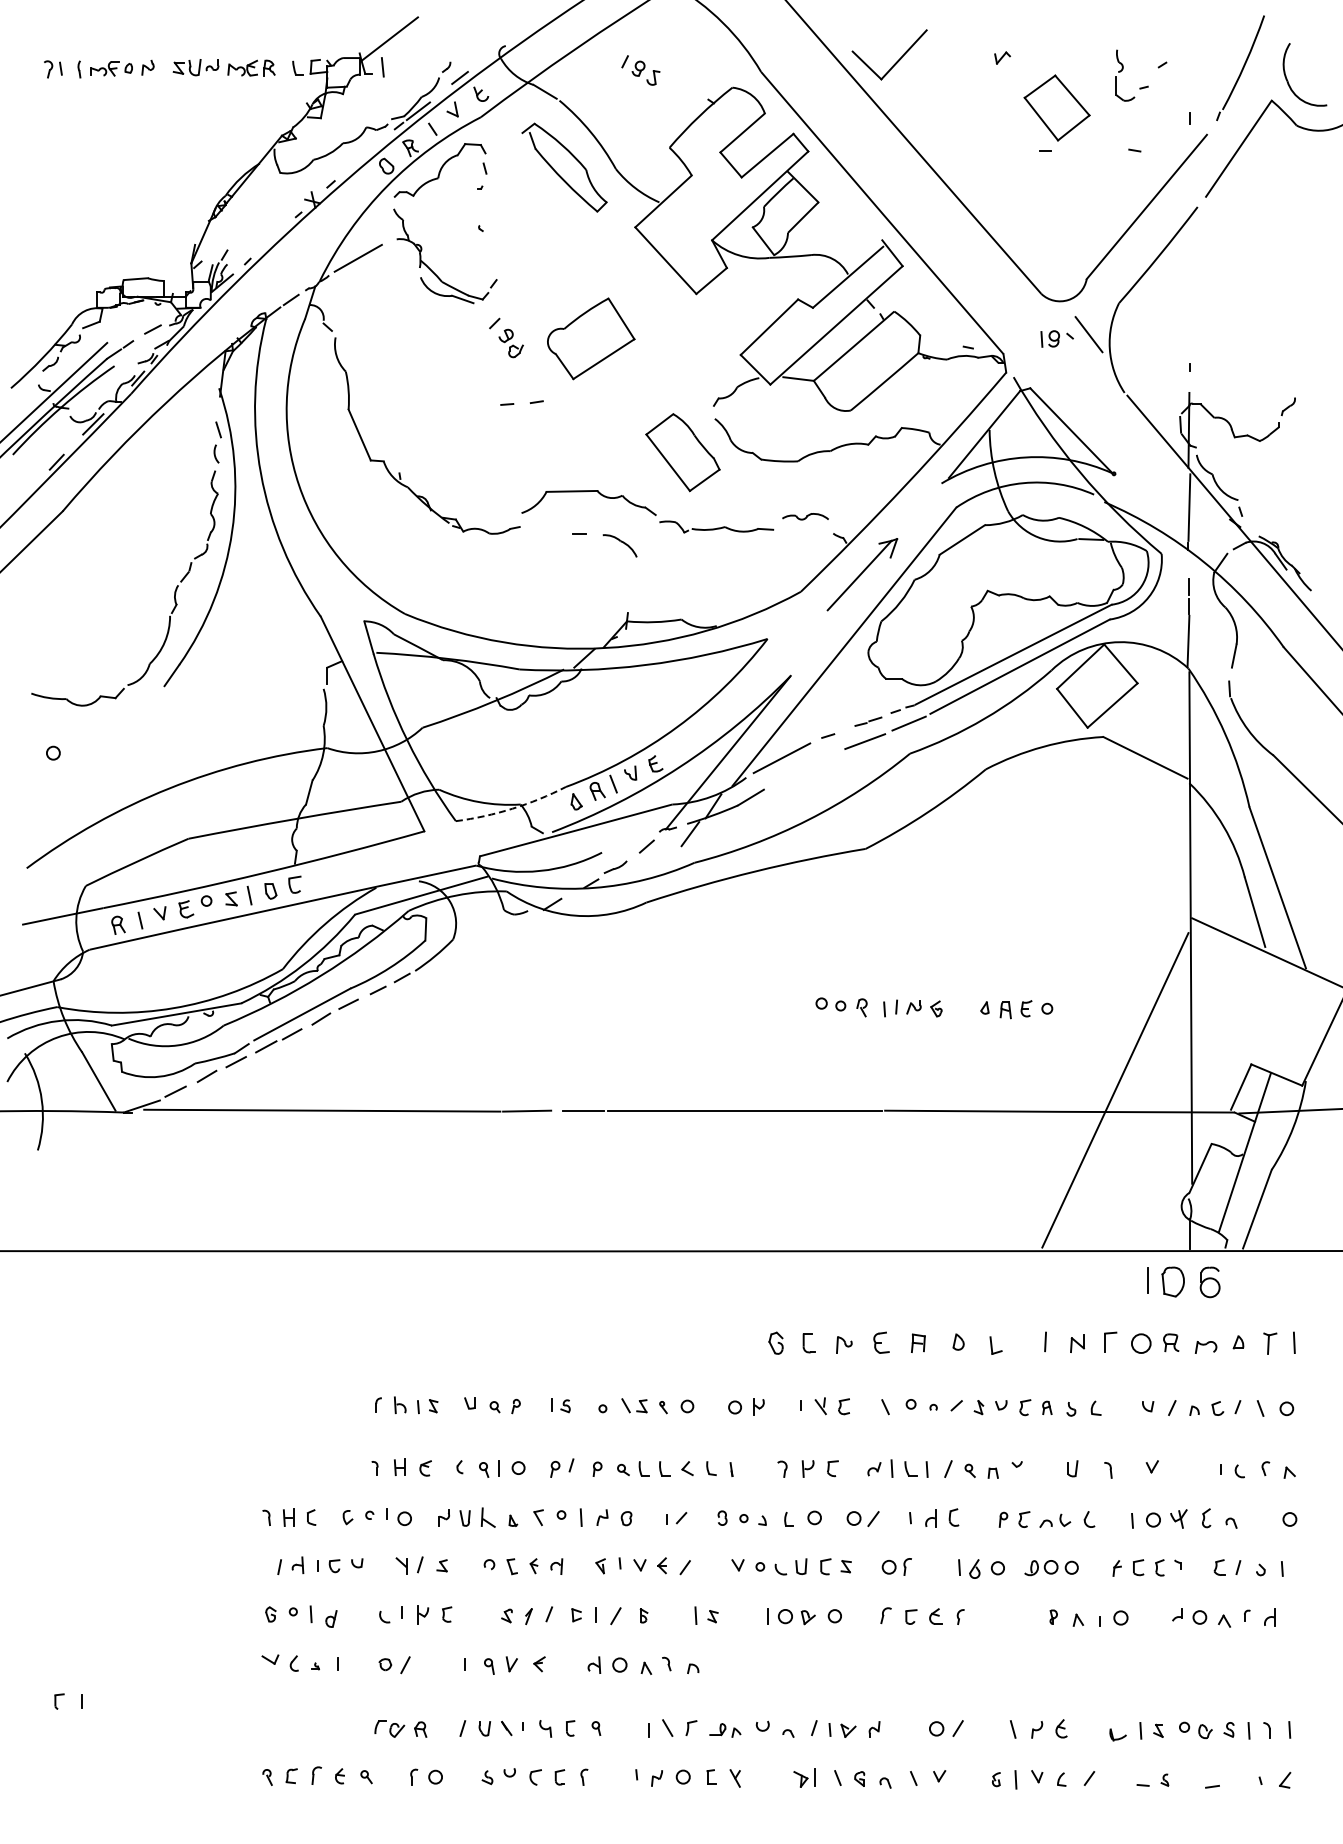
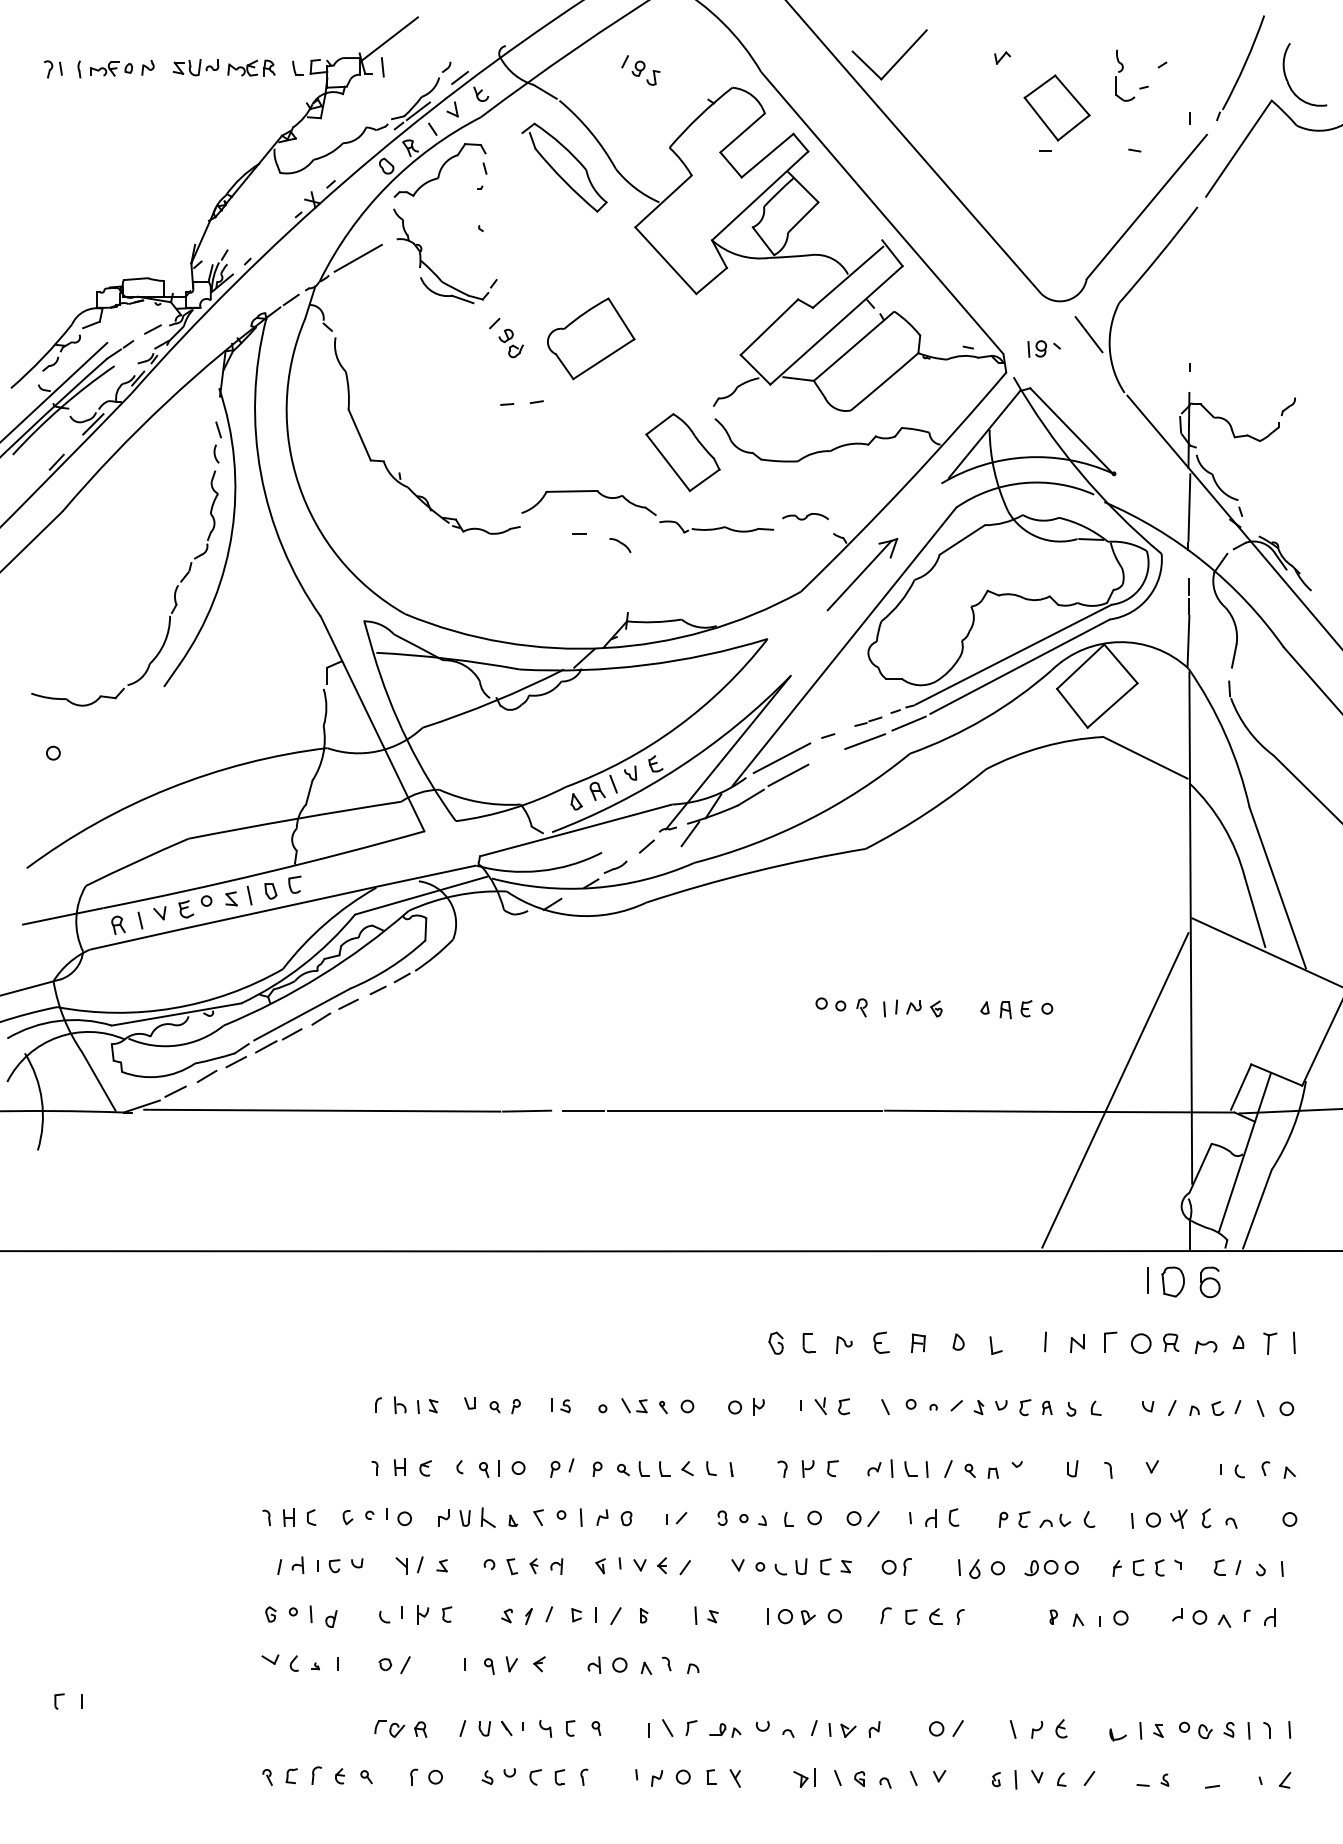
part position: (1056, 338) -> (1043, 348) (1043, 348)
part size: 36x24 px -> 23x15 px (620, 545)
line: none -> present (788, 775)
arc: dashed -> solid (512, 808)
